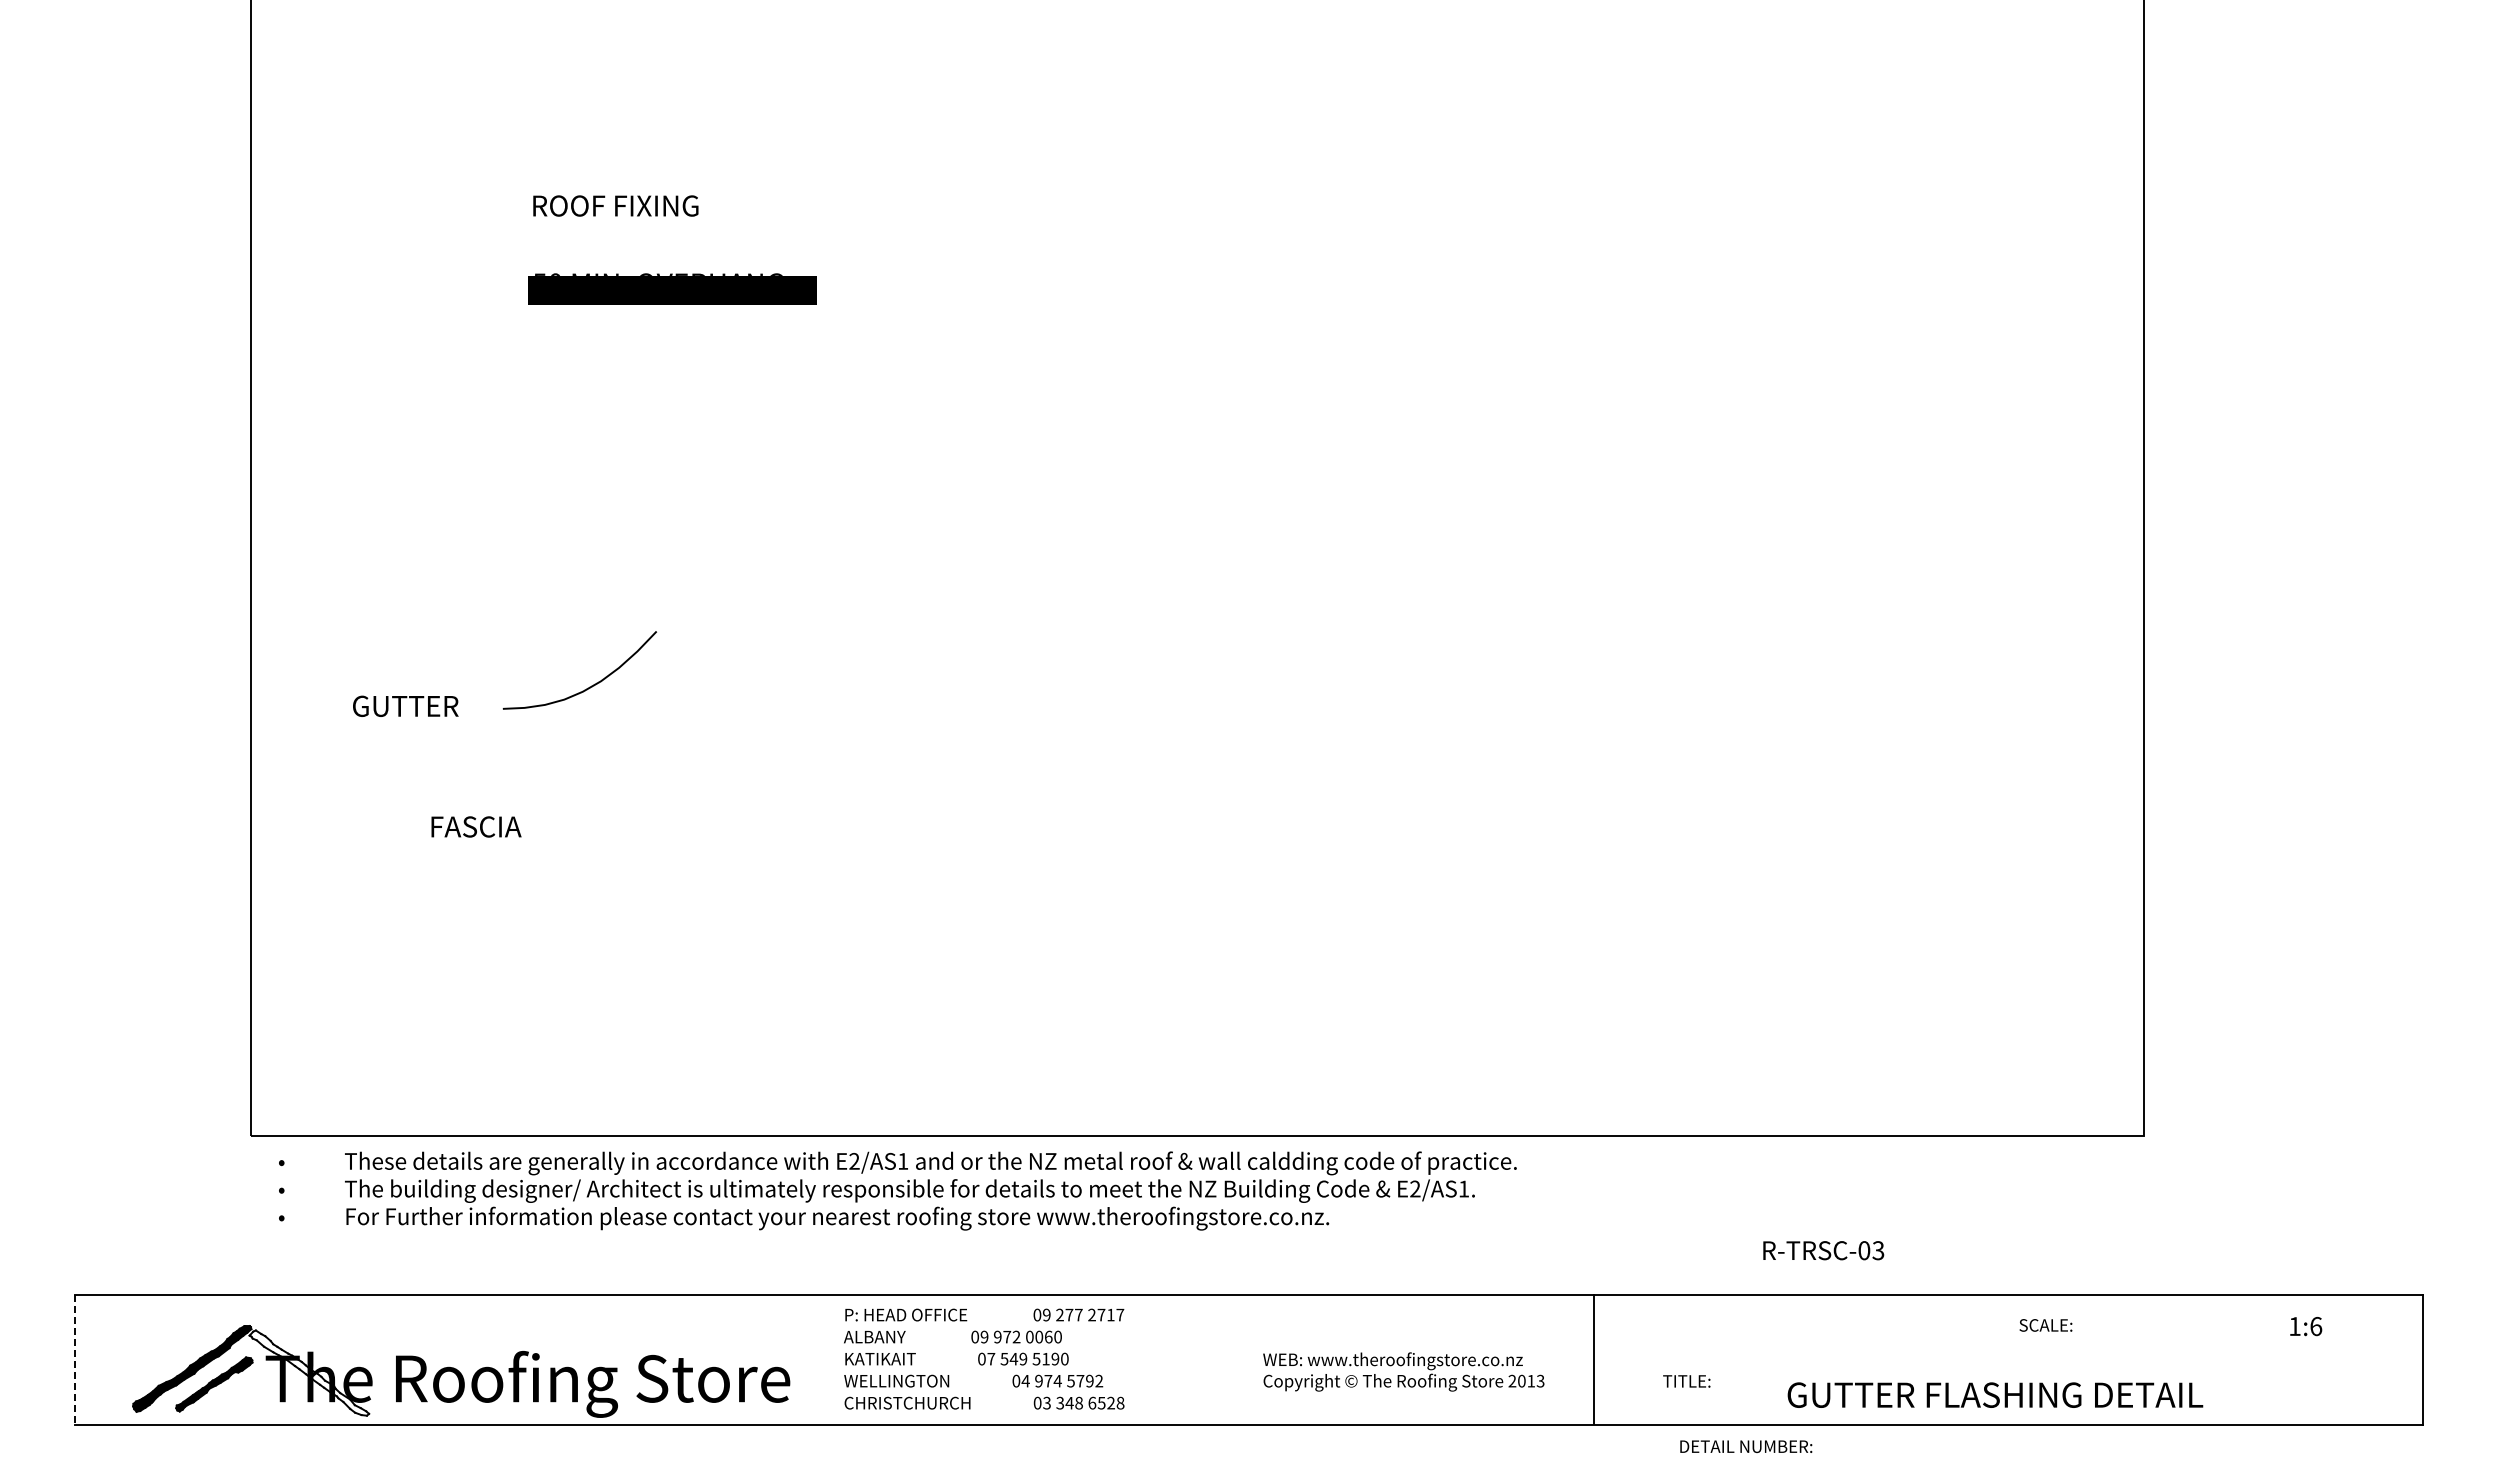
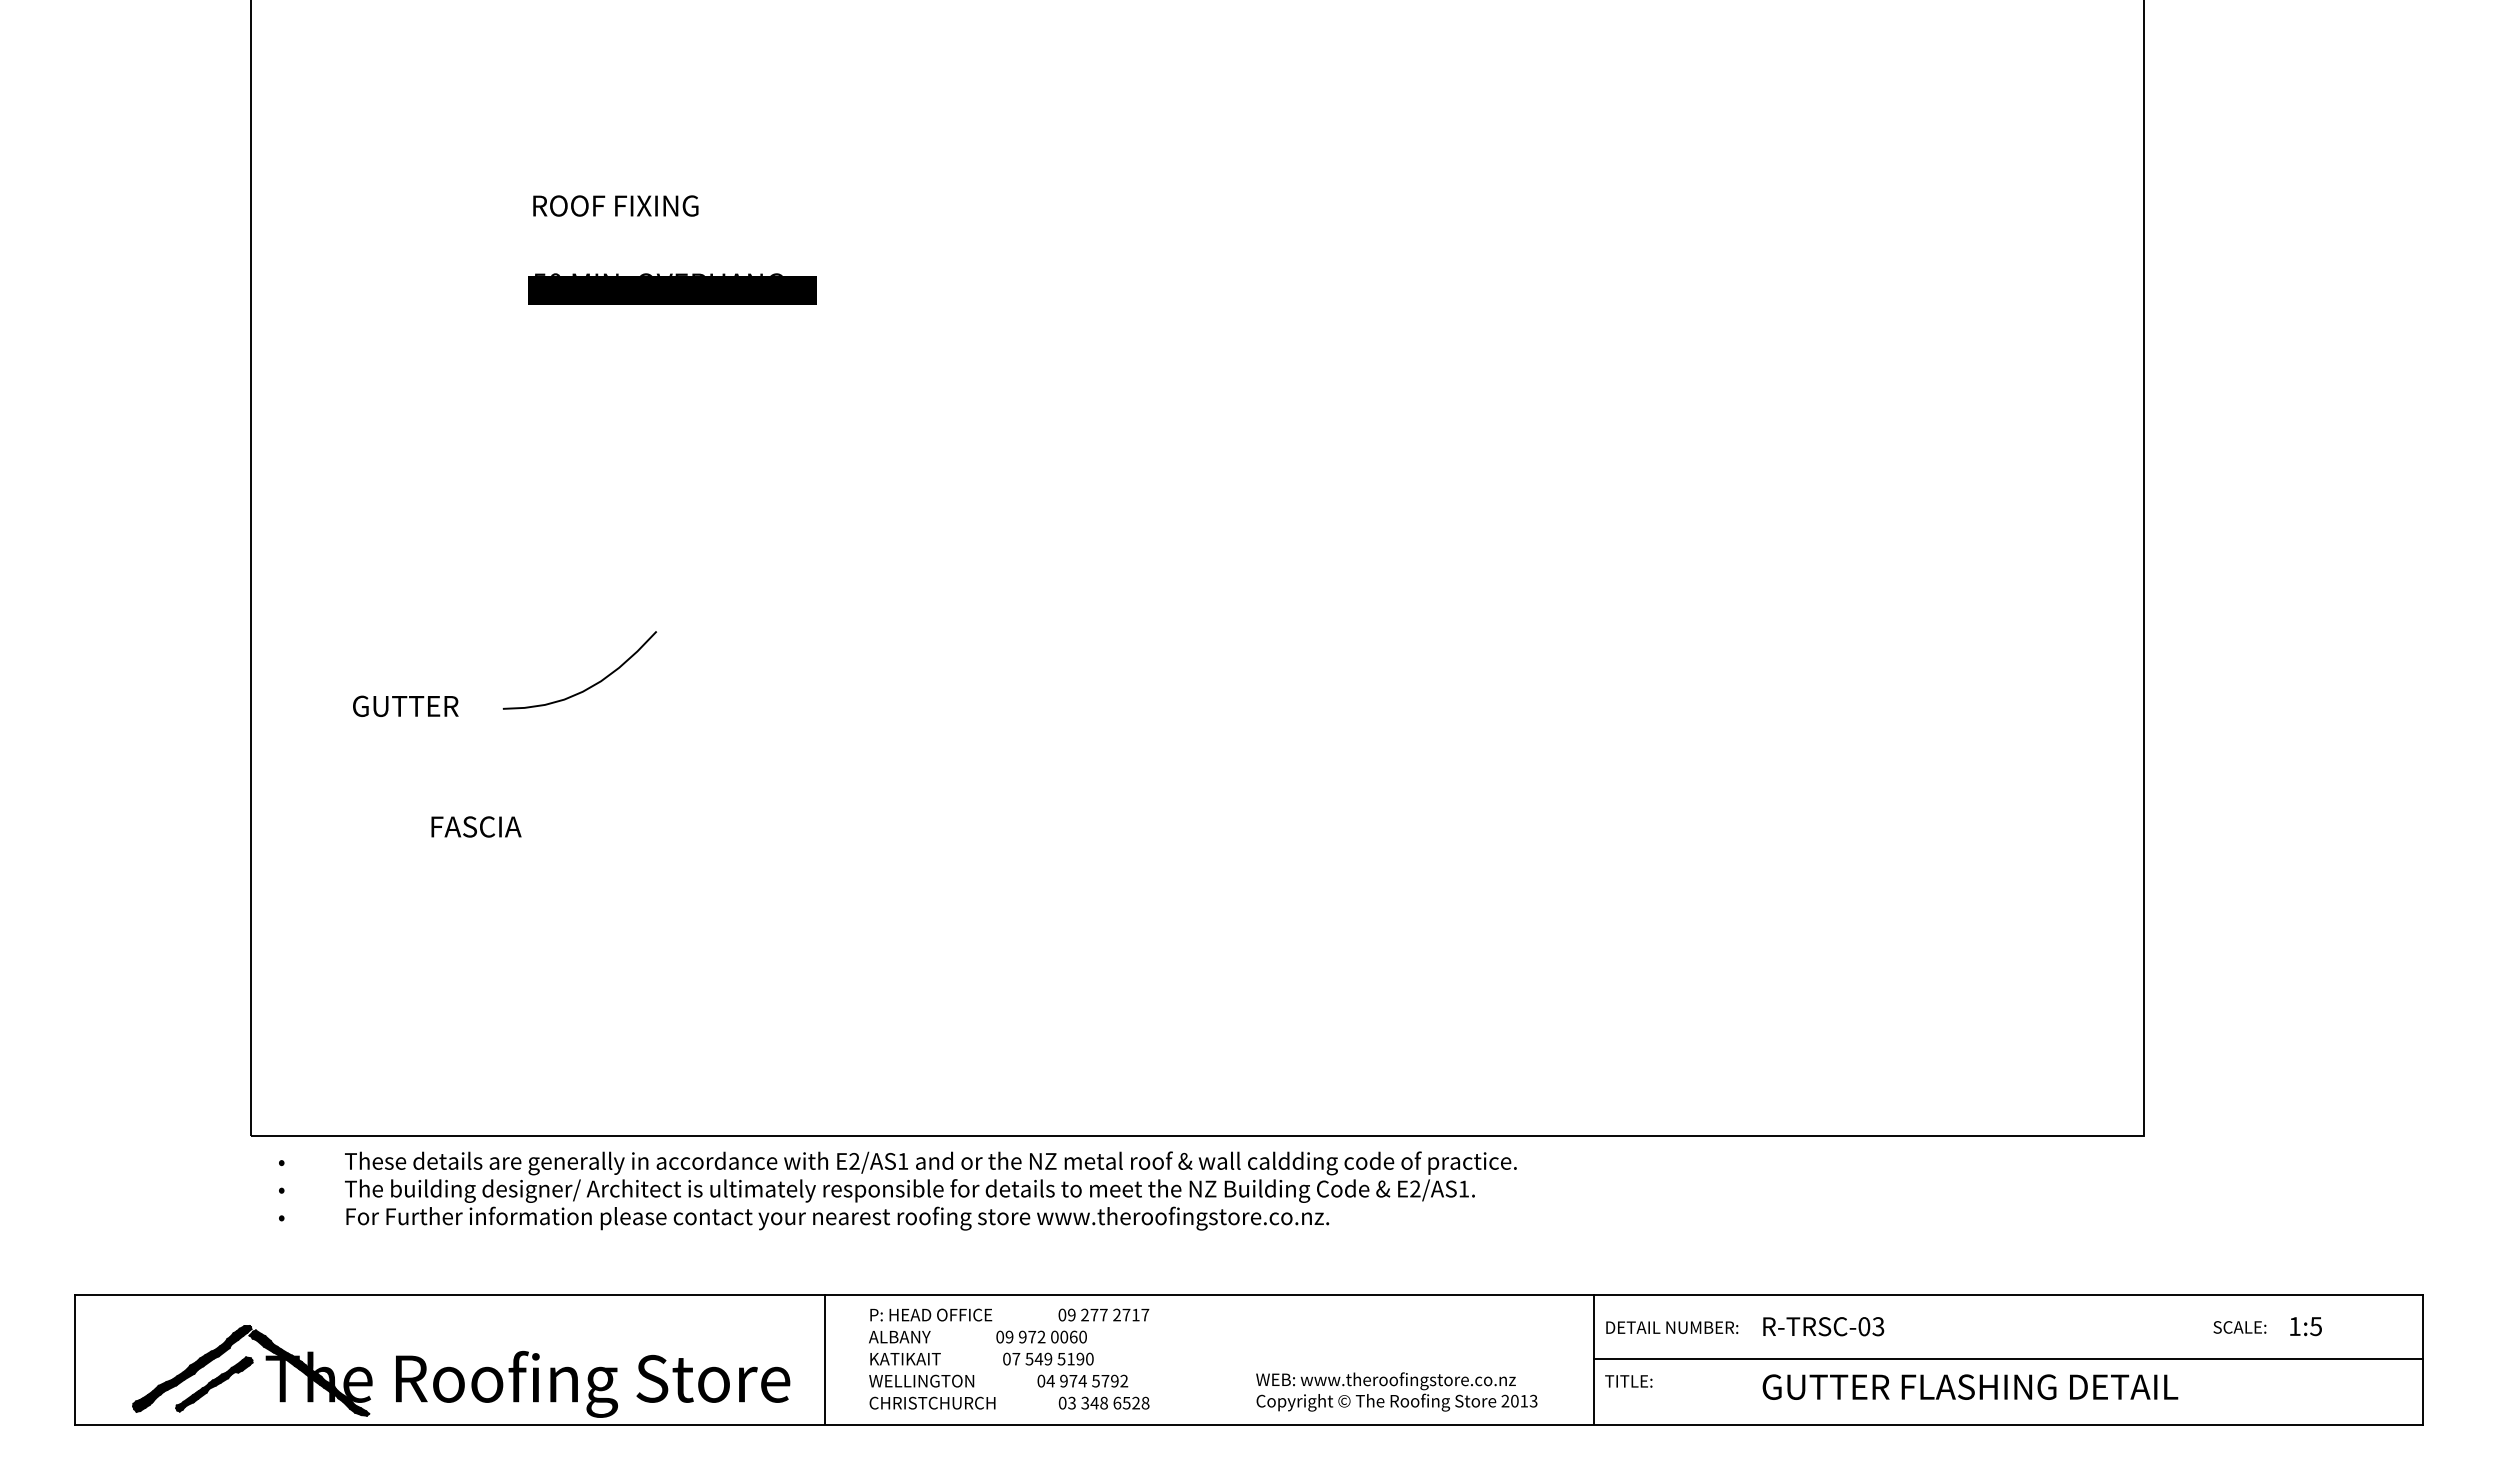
text position: (1823, 1250) -> (1823, 1326) (1823, 1326)
text position: (2045, 1325) -> (2239, 1327) (2239, 1327)
text: 1:6 -> 1:5 (2316, 1326)
text position: (984, 1358) -> (1009, 1358) (1009, 1358)
line: none -> present (824, 1359)
line: none -> present (2008, 1359)
line: dashed -> solid (74, 1360)
text position: (1403, 1371) -> (1396, 1391) (1396, 1391)
fill: none -> present (309, 1372)
text position: (1686, 1381) -> (1628, 1381) (1628, 1381)
text position: (1995, 1394) -> (1970, 1386) (1970, 1386)
text position: (1746, 1446) -> (1672, 1327) (1672, 1327)
